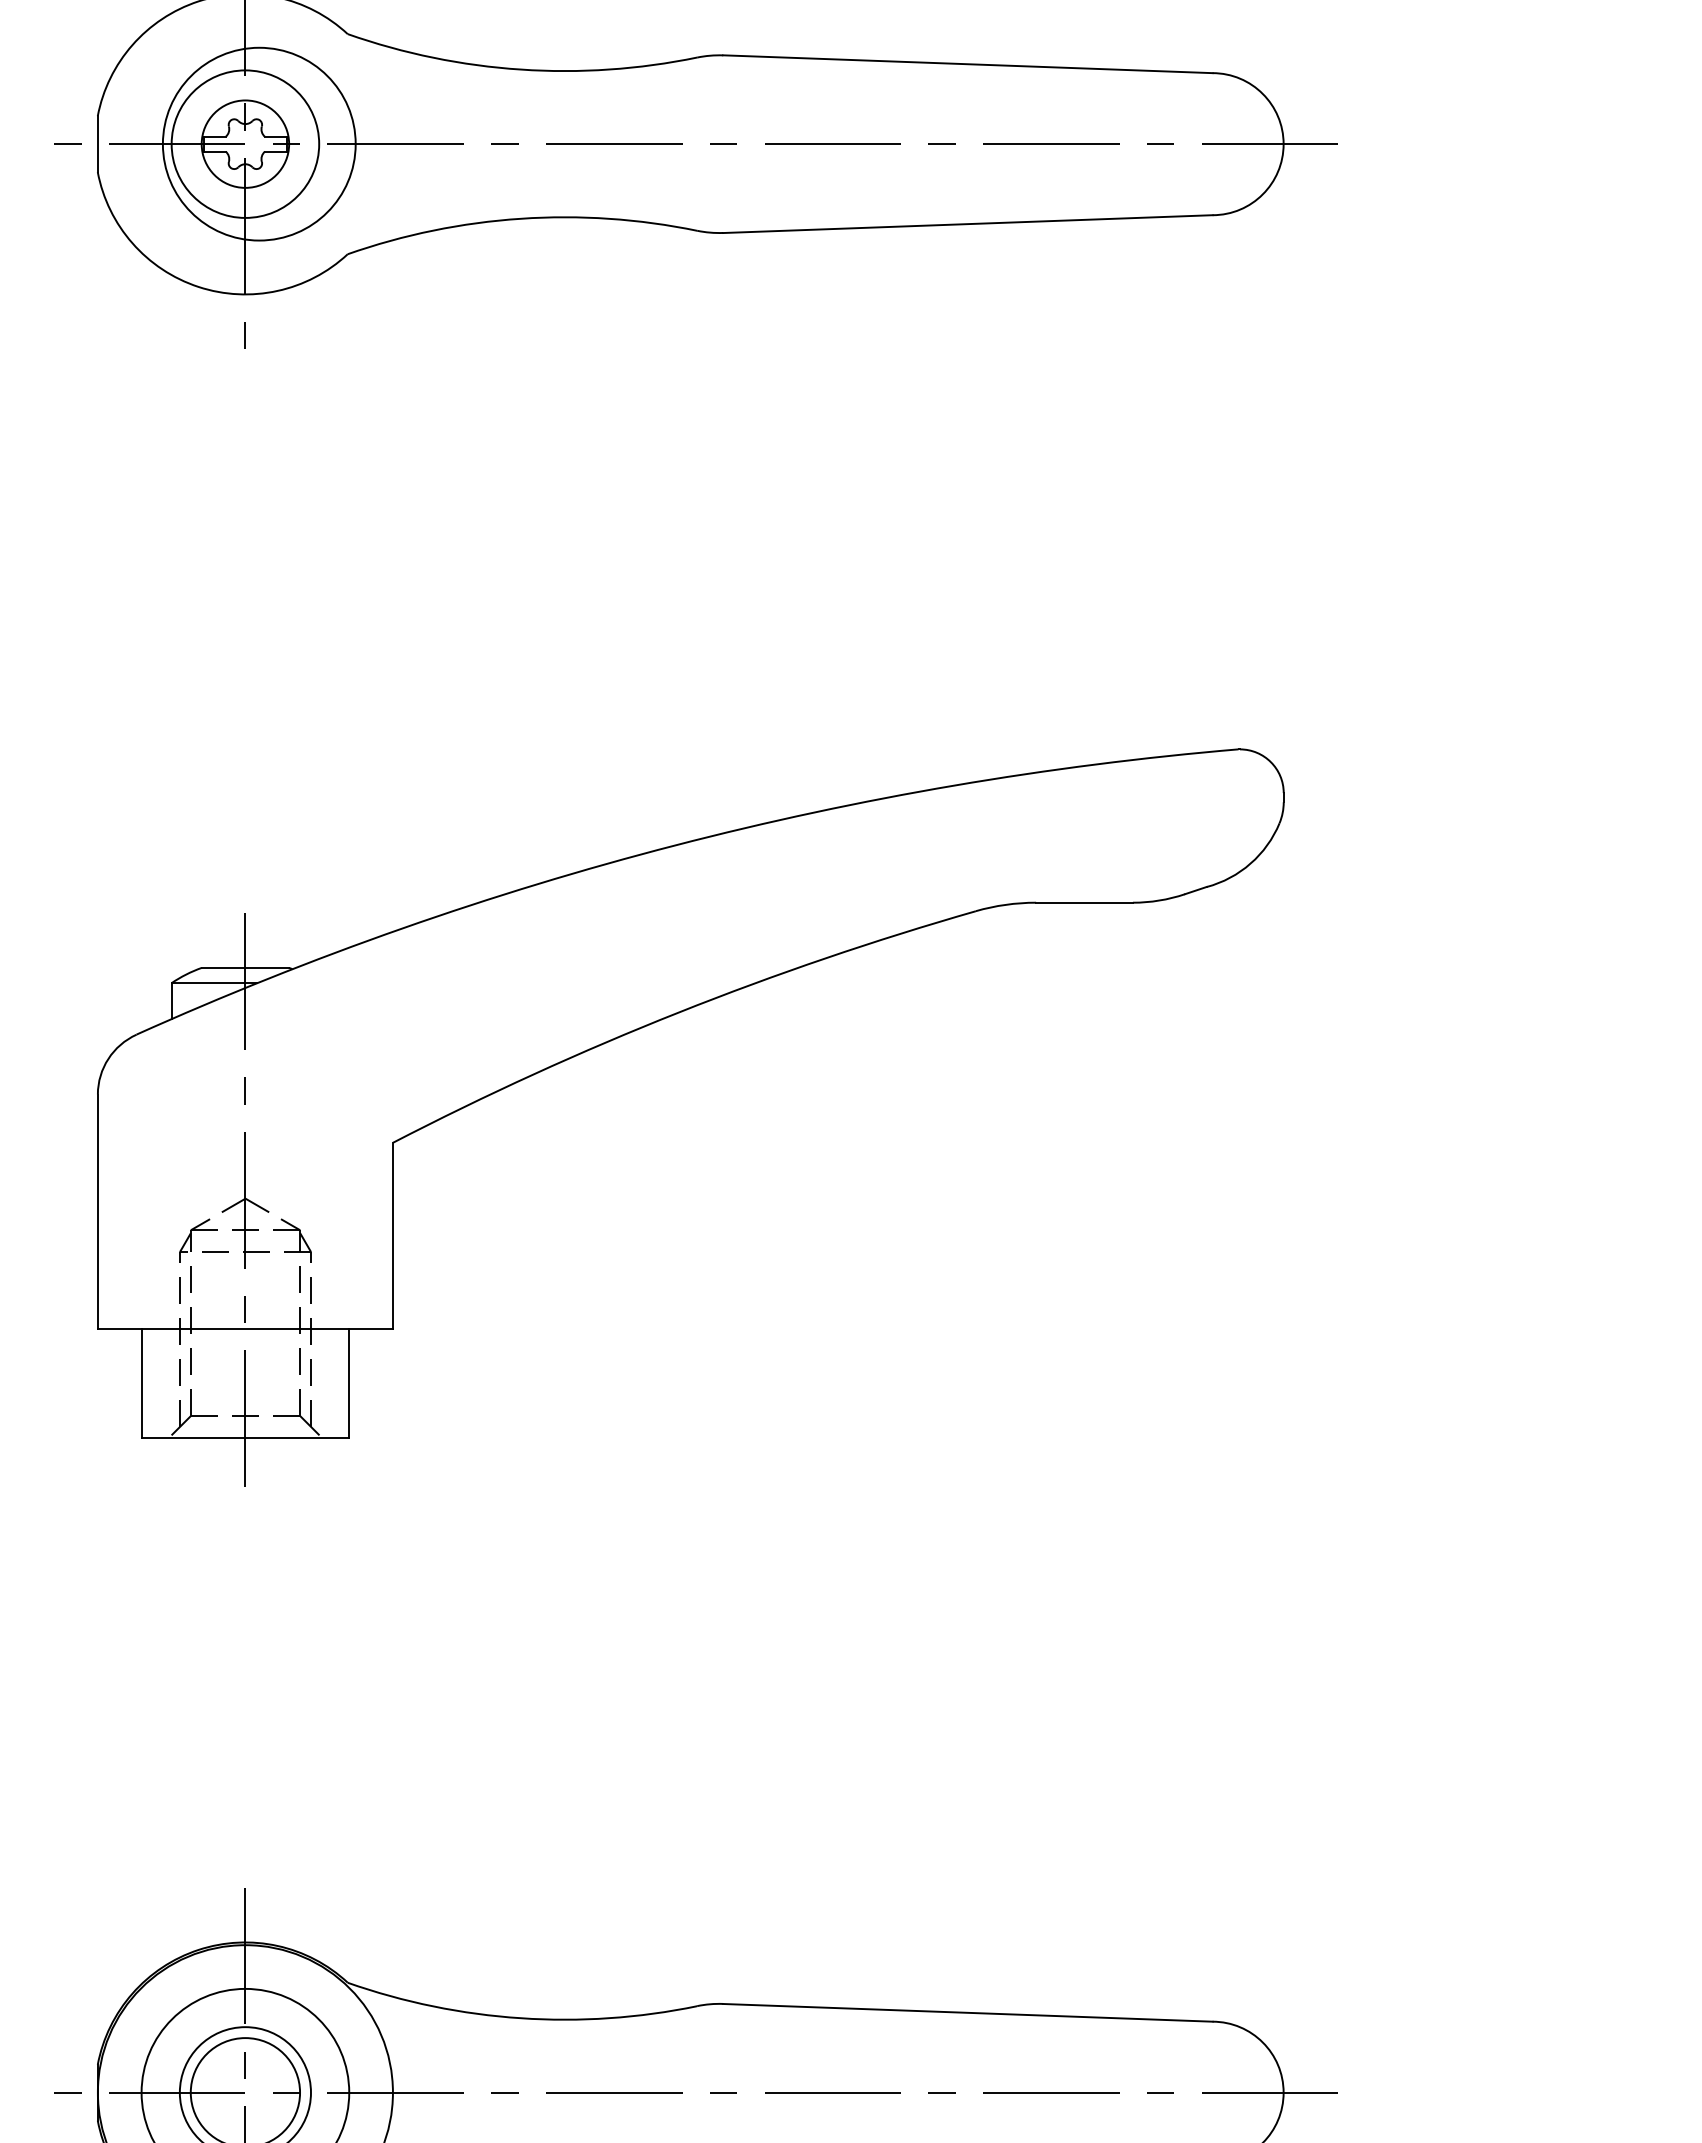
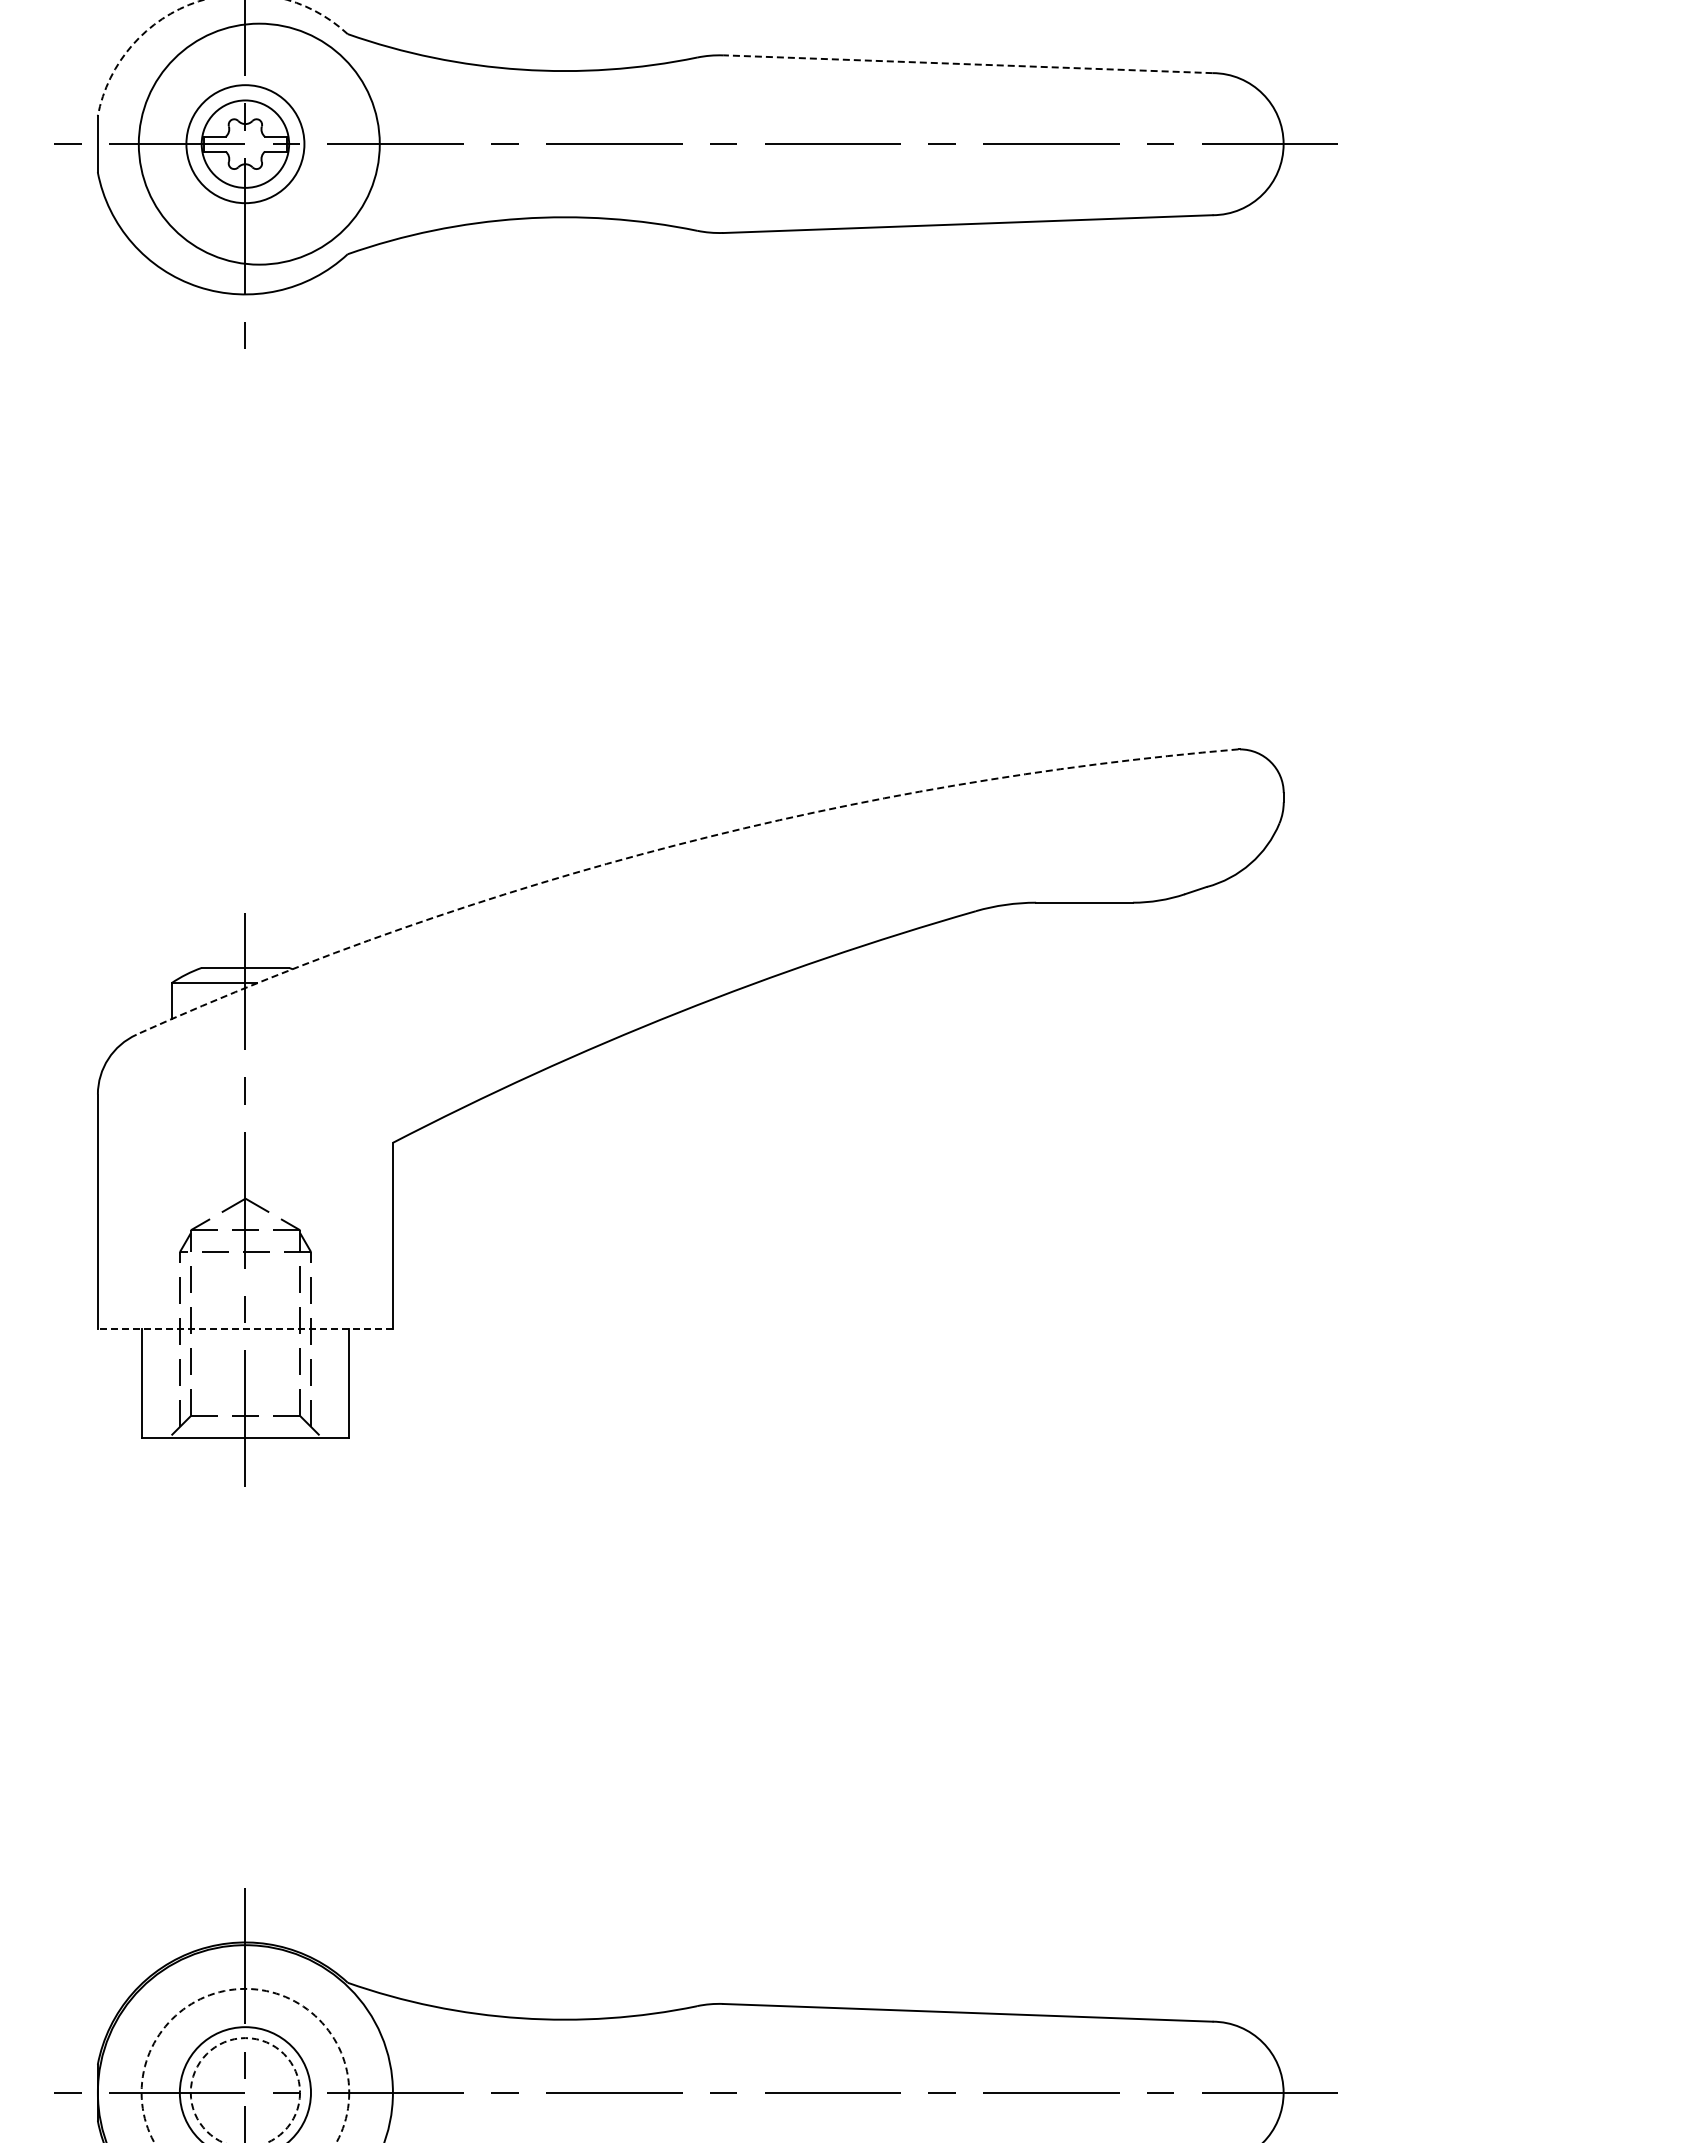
arc: solid -> dashed (161, 19)
line: solid -> dashed (967, 64)
circle diameter: 148 px -> 118 px (245, 144)
circle diameter: 193 px -> 241 px (258, 143)
arc: solid -> dashed (675, 845)
line: solid -> dashed (245, 1328)
circle: solid -> dashed (245, 2065)
circle: solid -> dashed (245, 2090)
